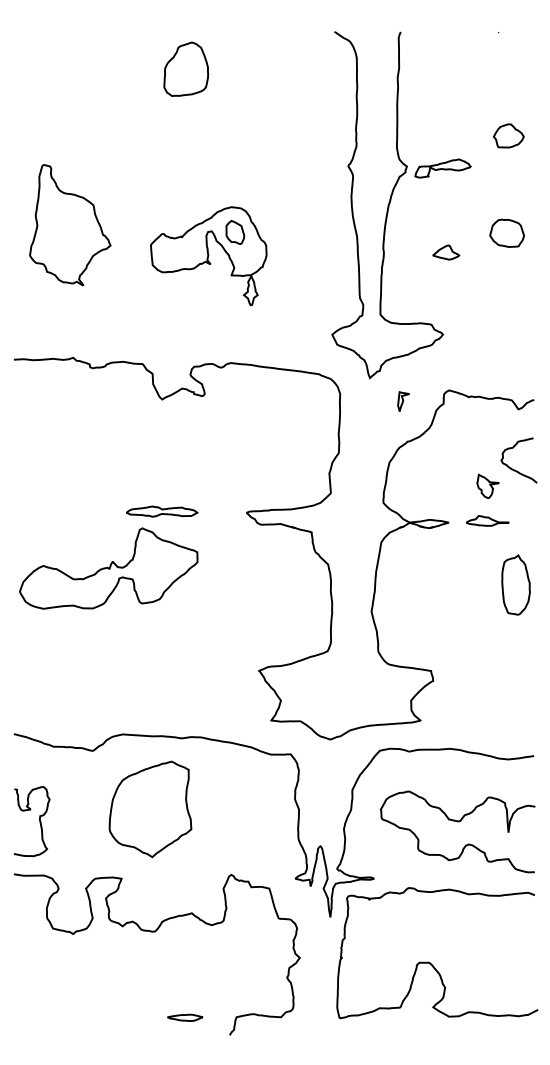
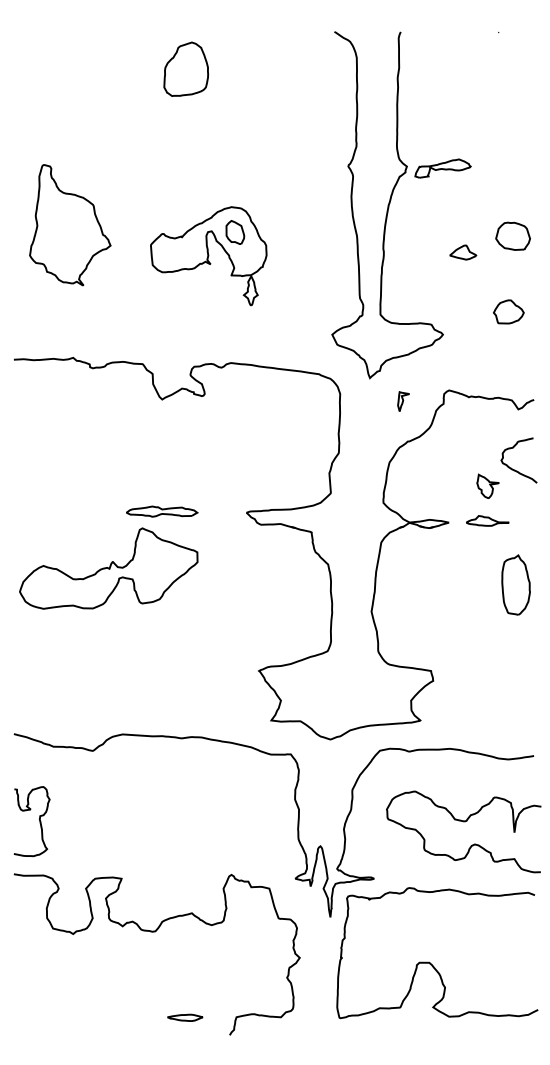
part position: (508, 135) -> (508, 311) (508, 311)
part position: (506, 232) -> (512, 235) (512, 235)
part position: (446, 252) -> (463, 252) (463, 252)
part: present -> none (150, 809)
curve position: (457, 822) -> (463, 822) (463, 822)
